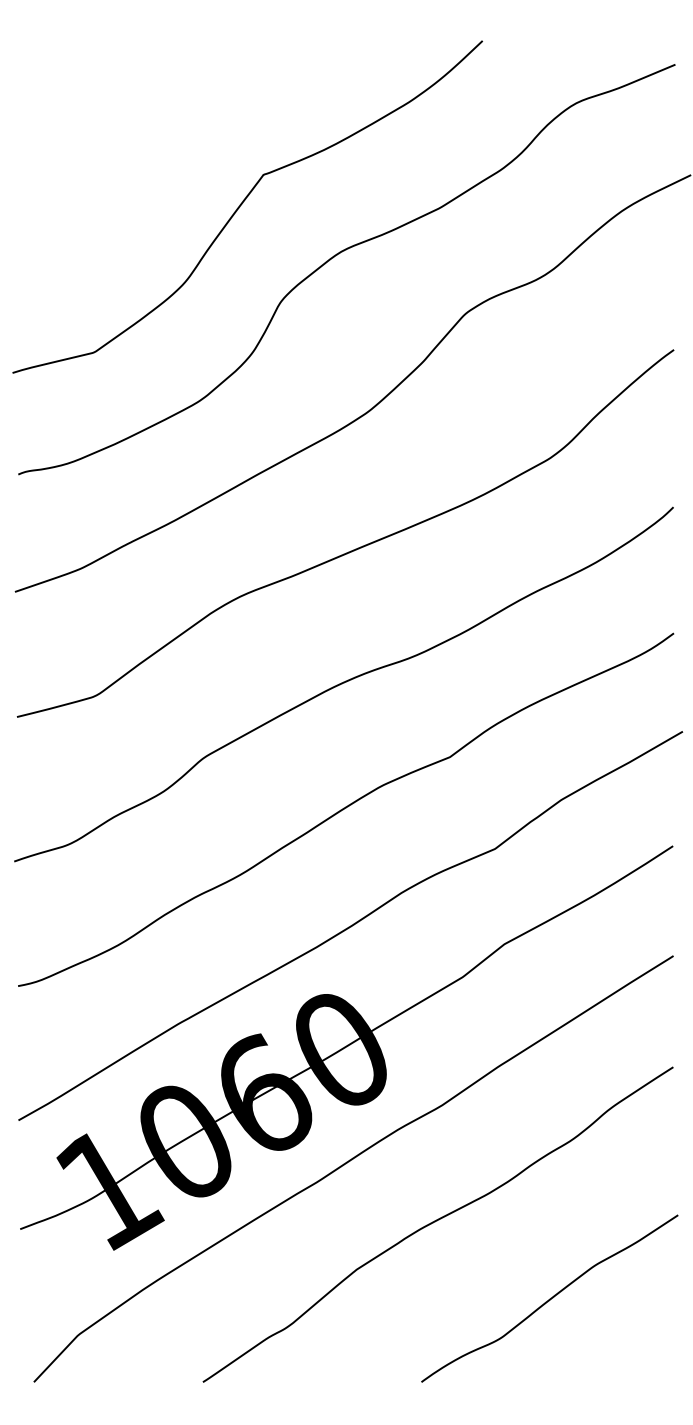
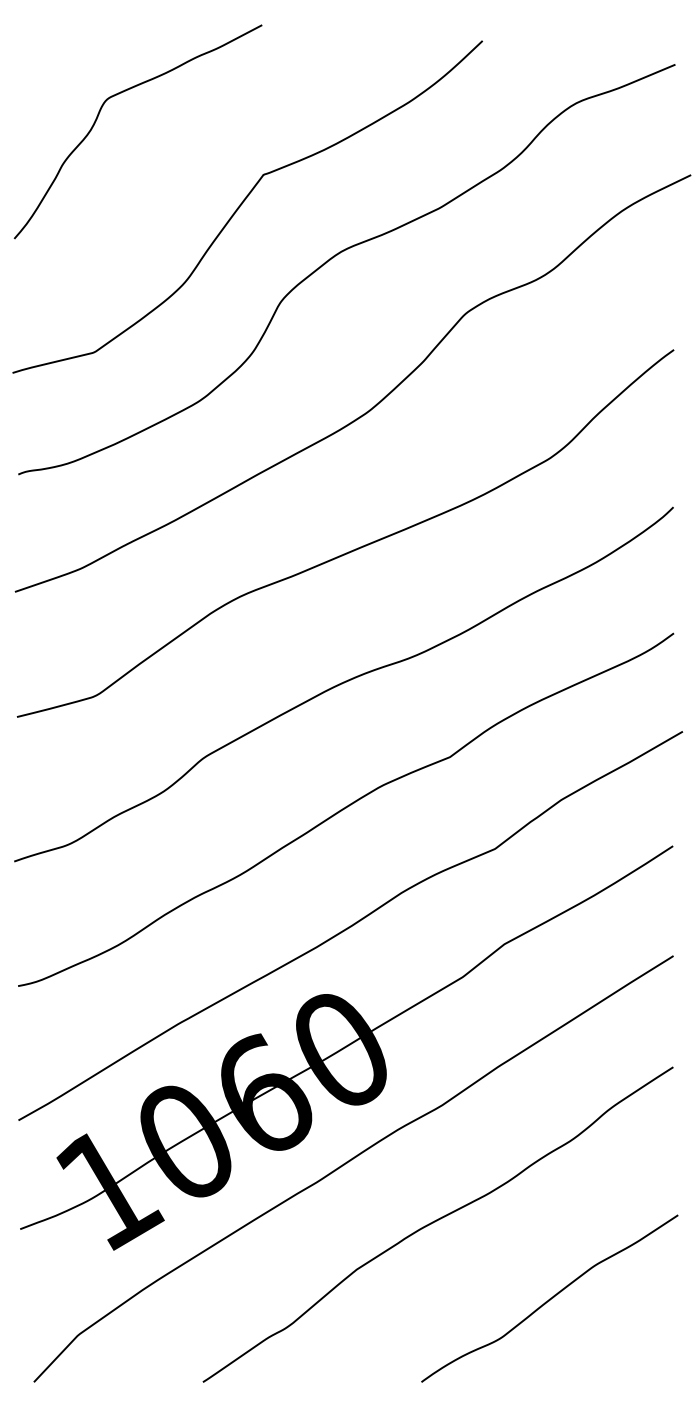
curve: none -> present (119, 94)
